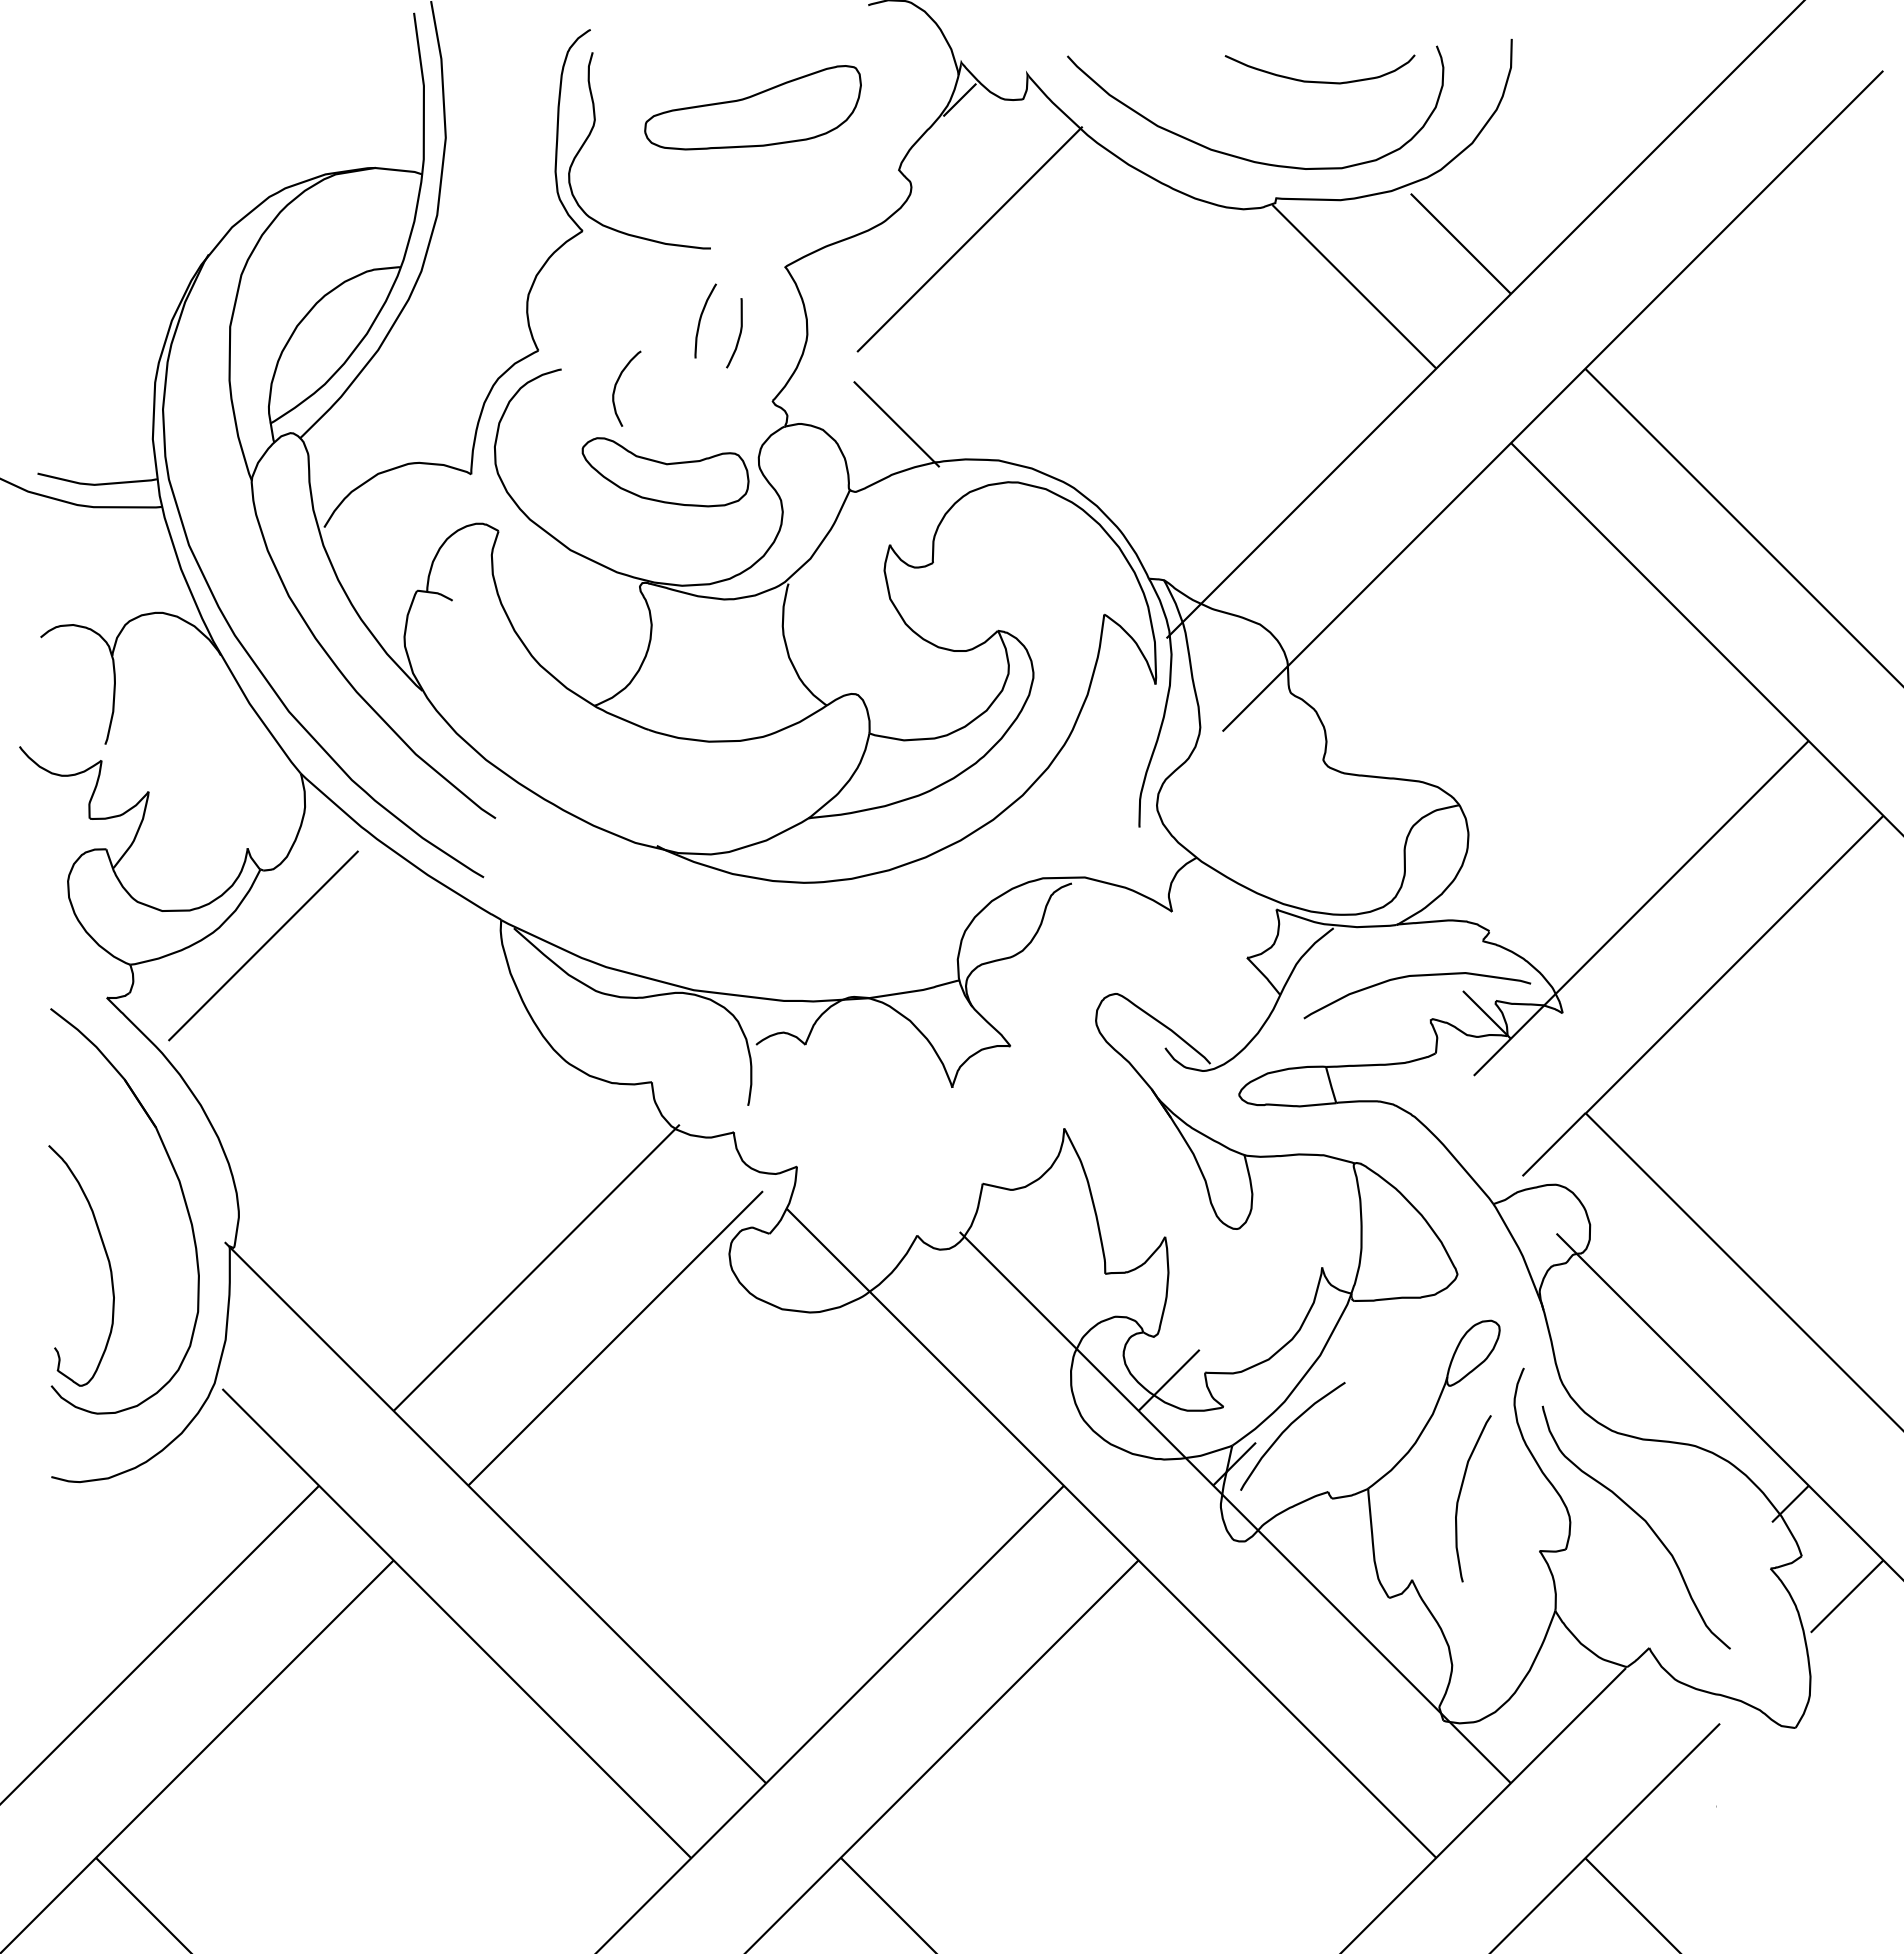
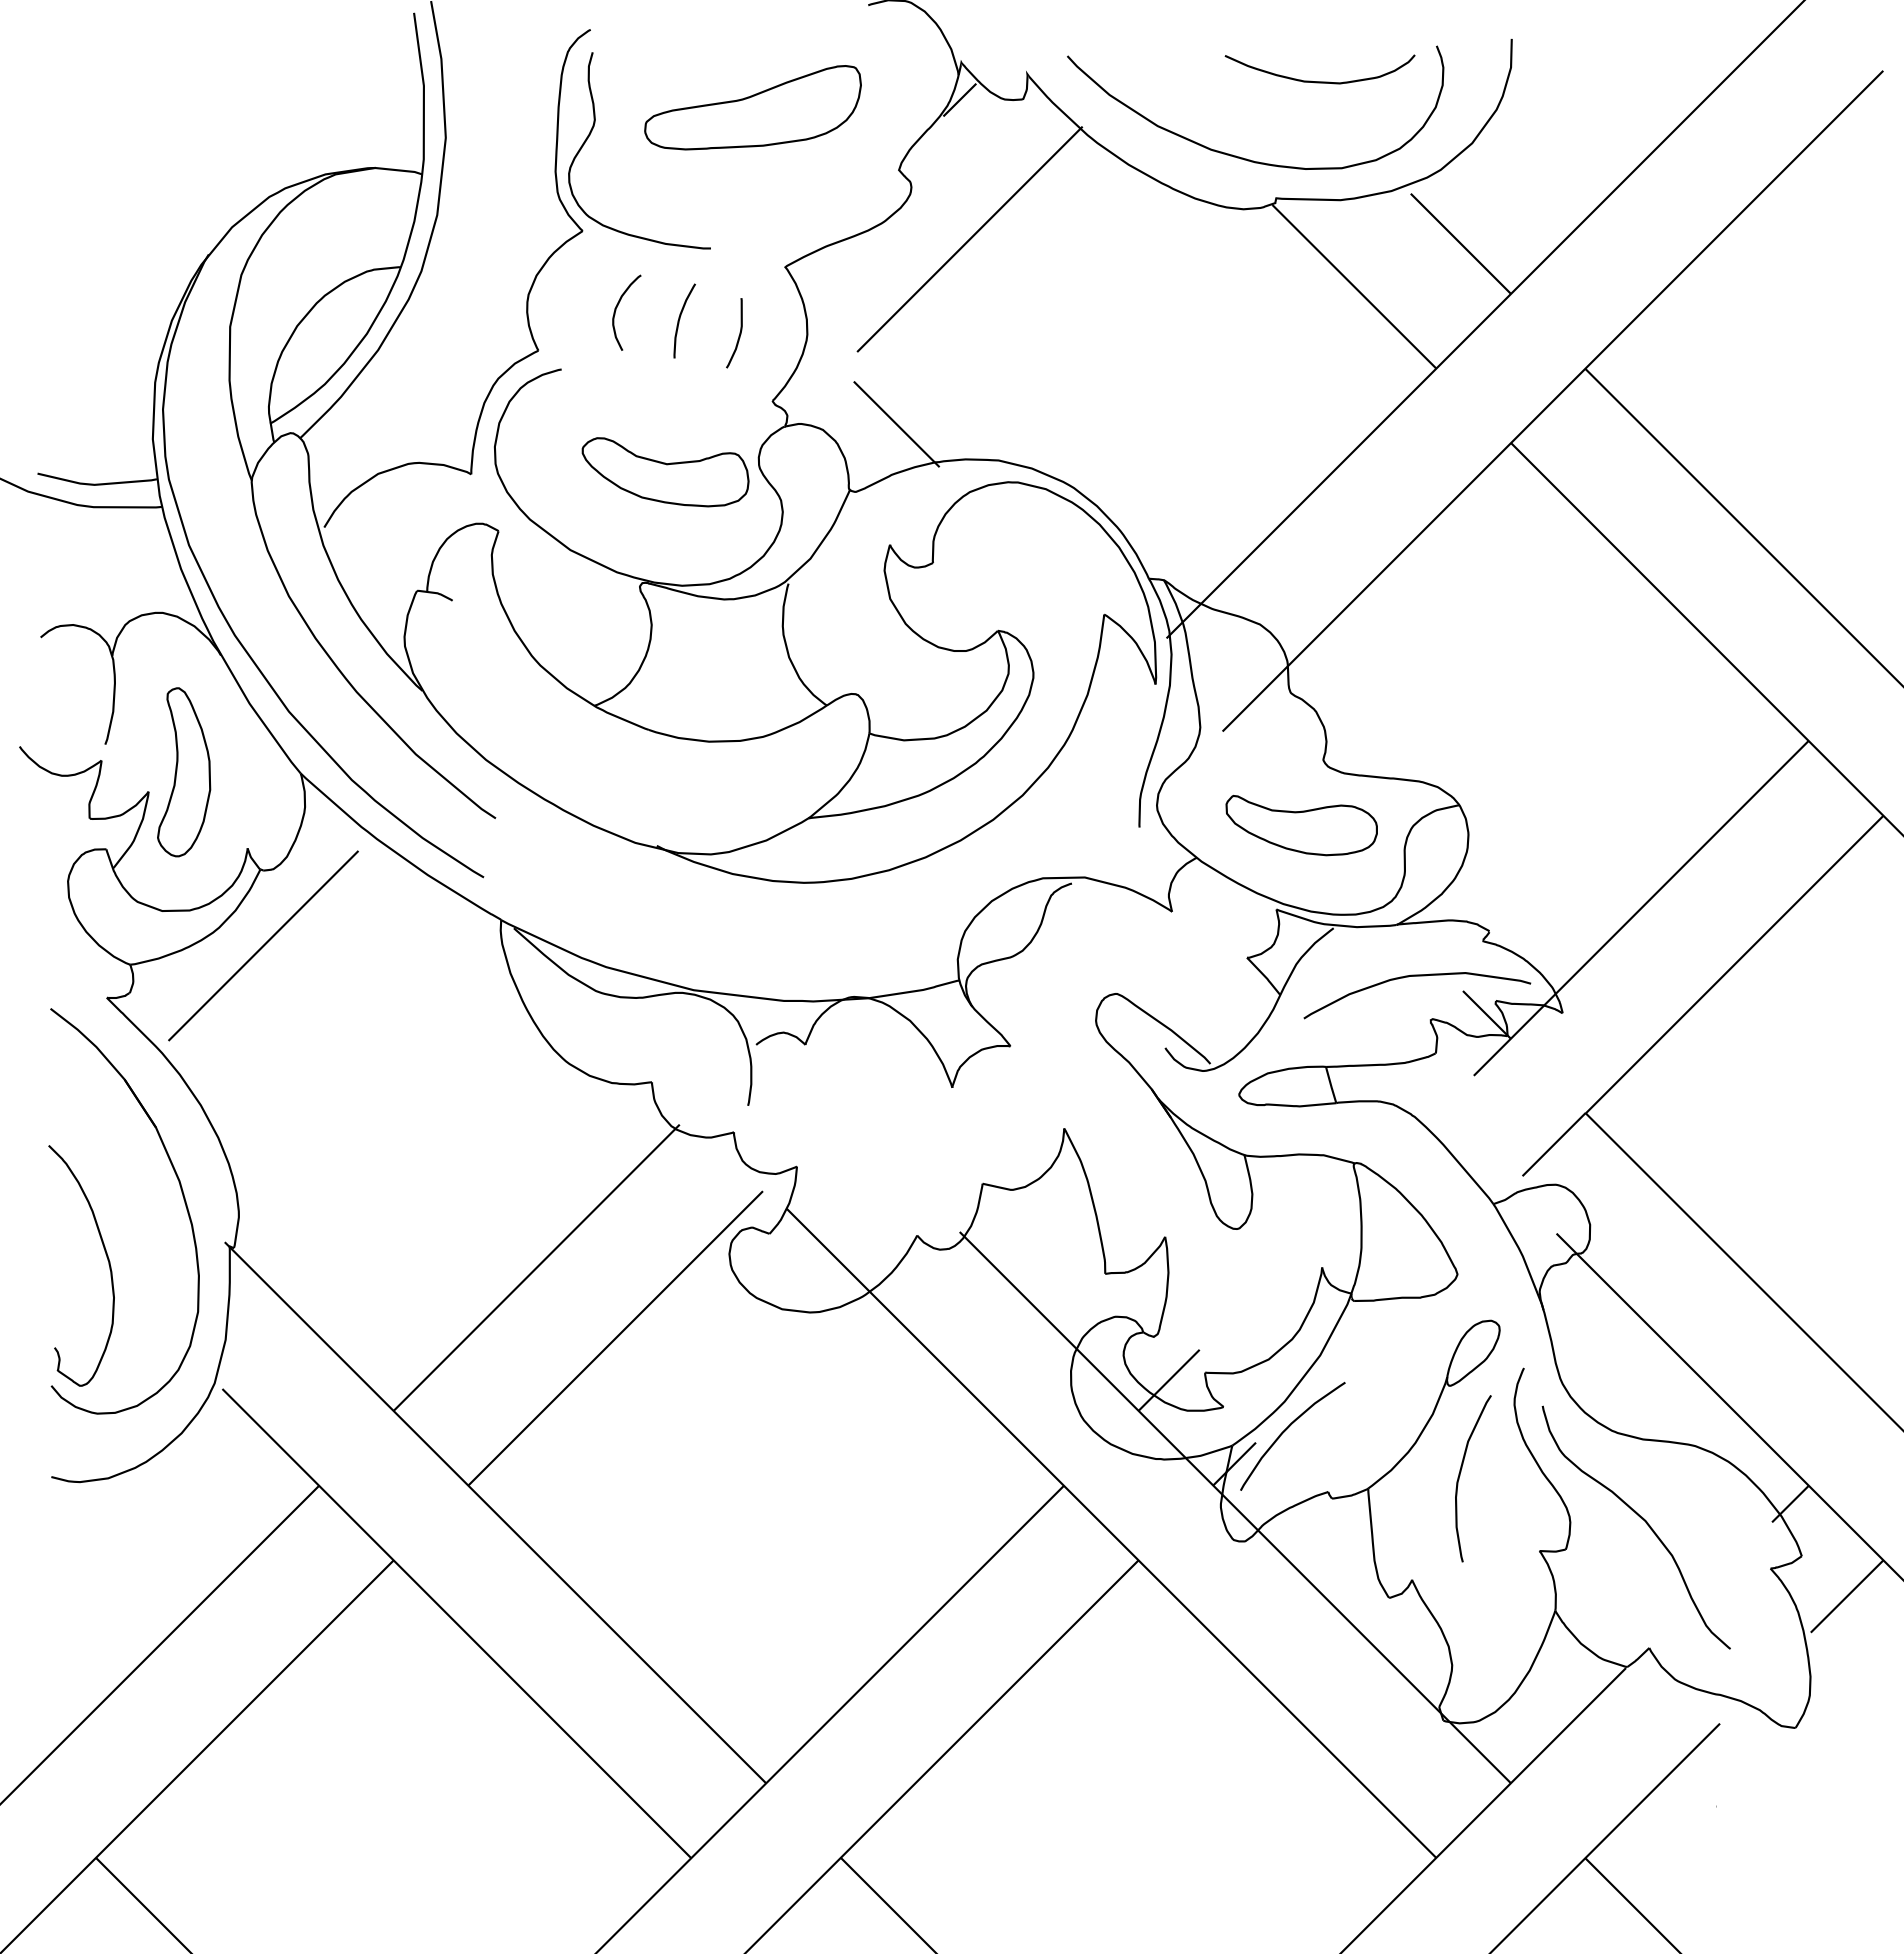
curve position: (701, 319) -> (680, 319) (680, 319)
curve position: (616, 386) -> (616, 310) (616, 310)
part: none -> present (184, 772)
part: none -> present (1301, 825)
curve position: (1460, 1496) -> (1460, 1476) (1460, 1476)
